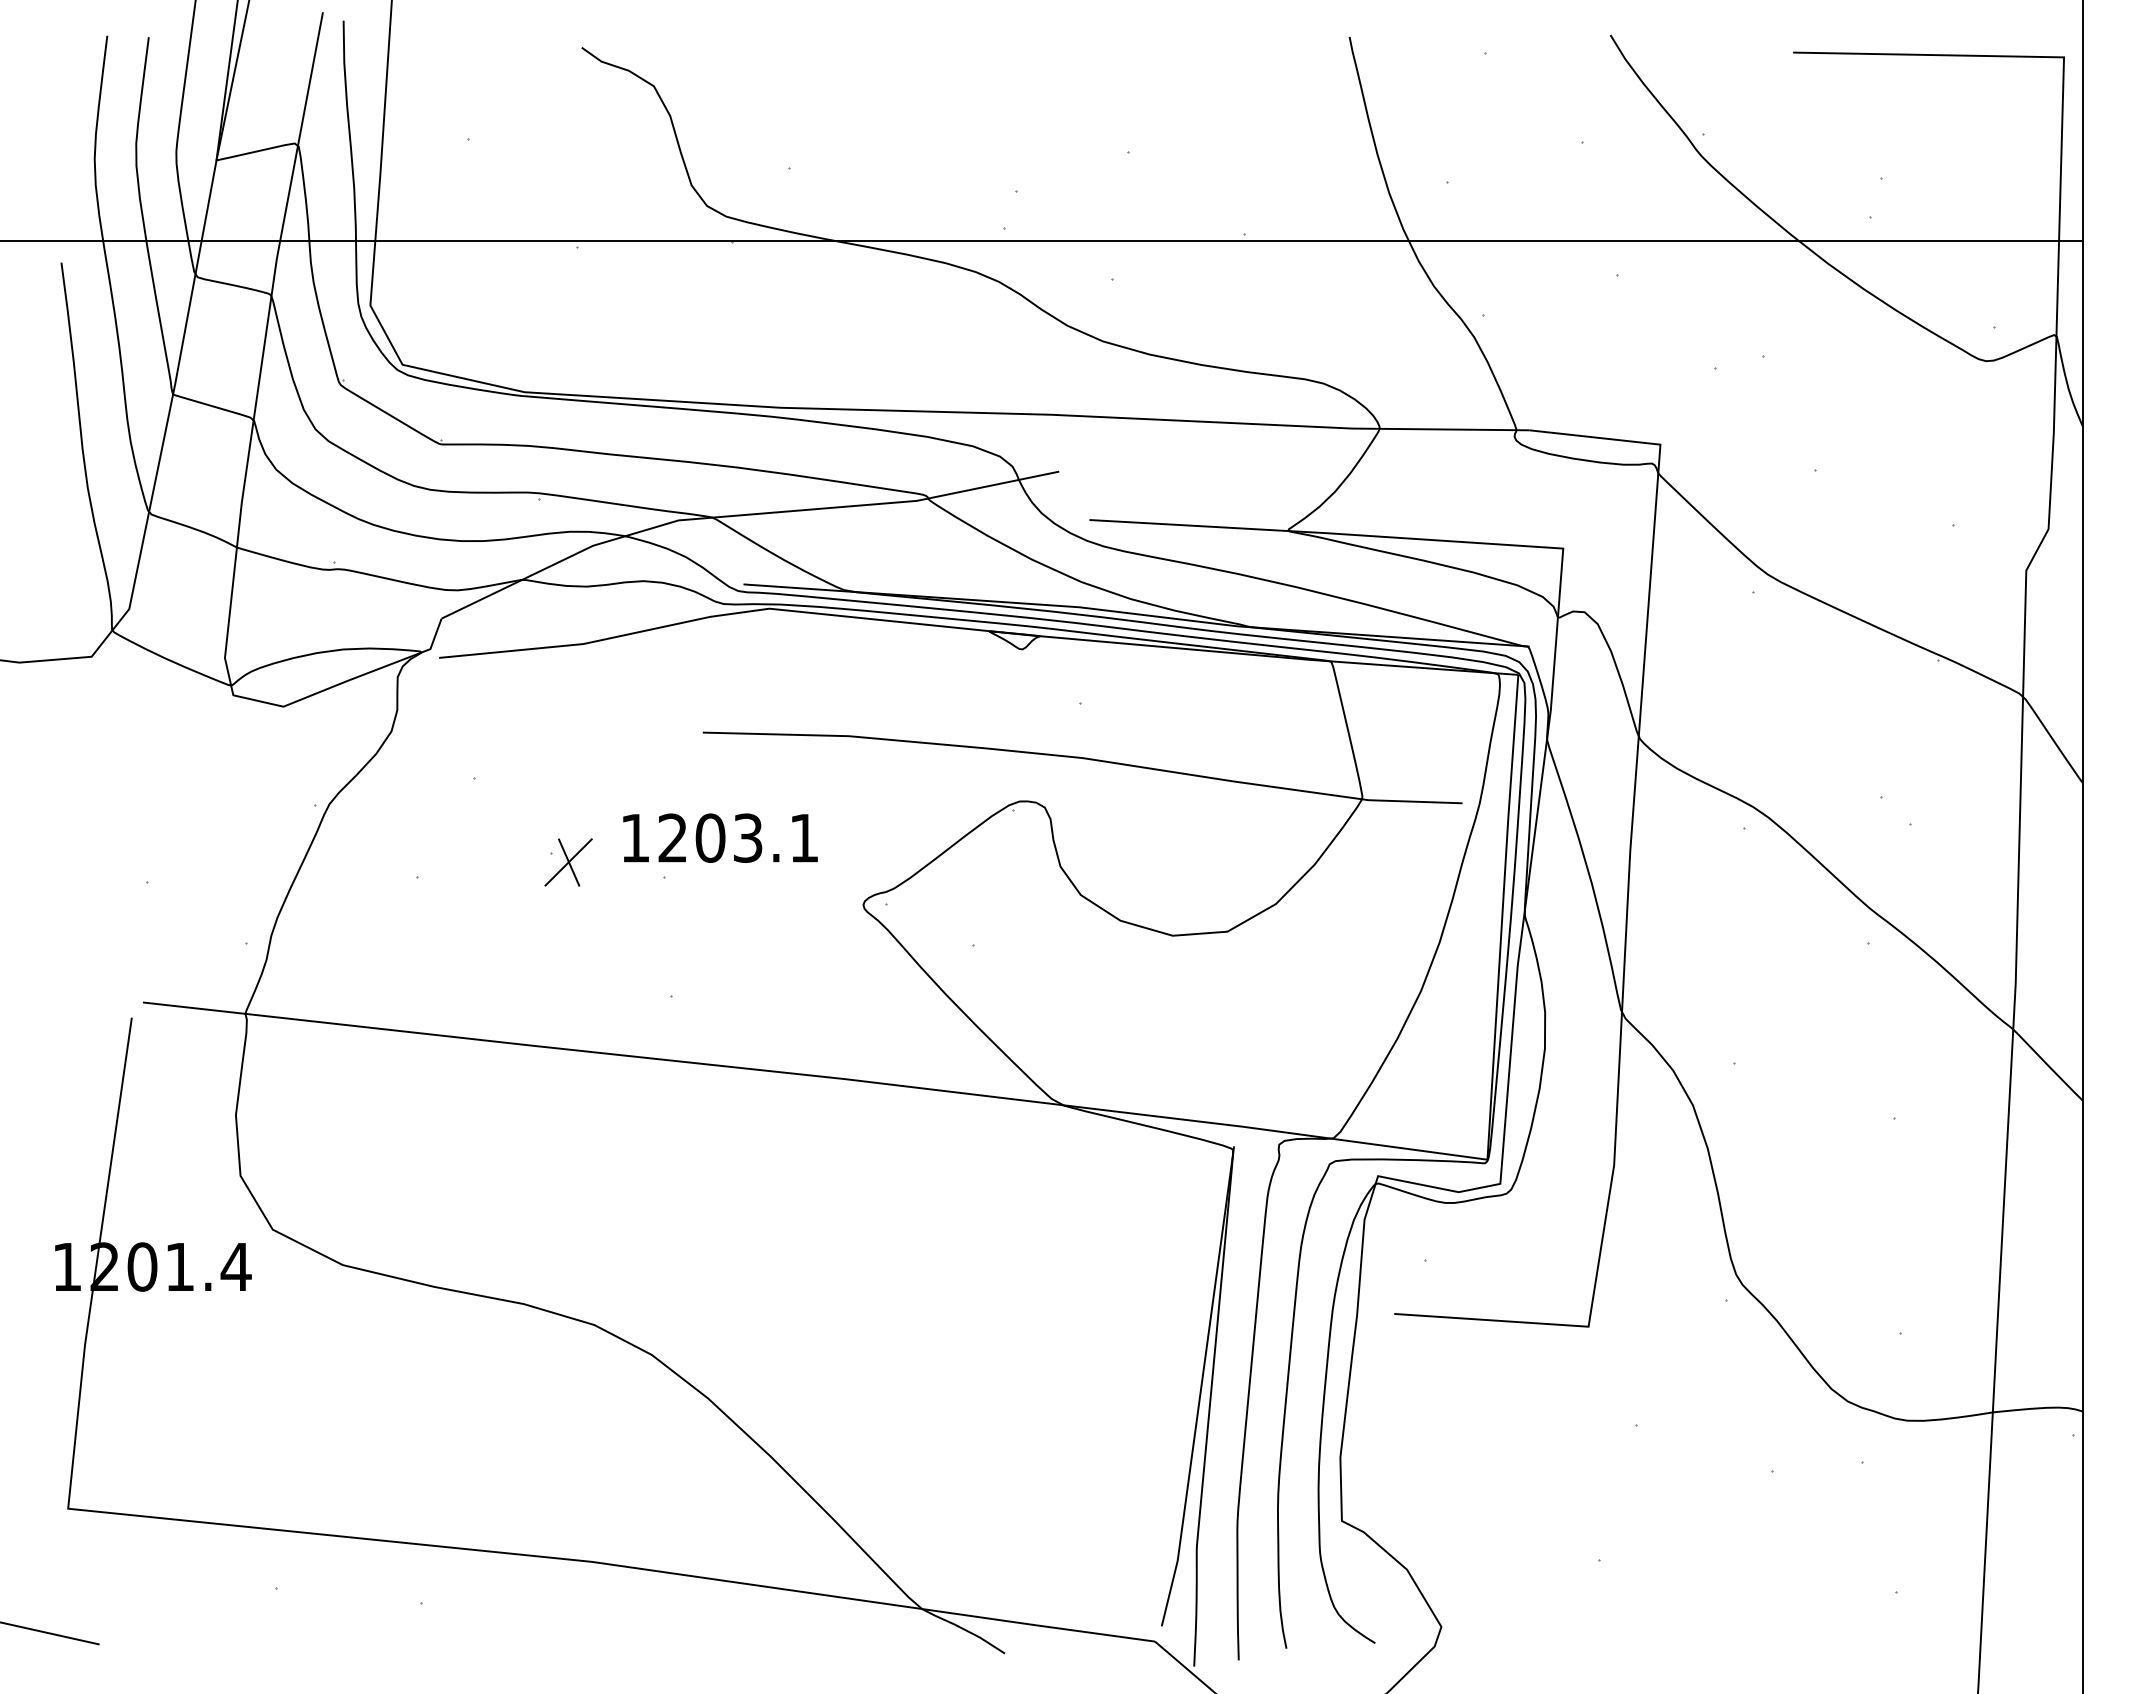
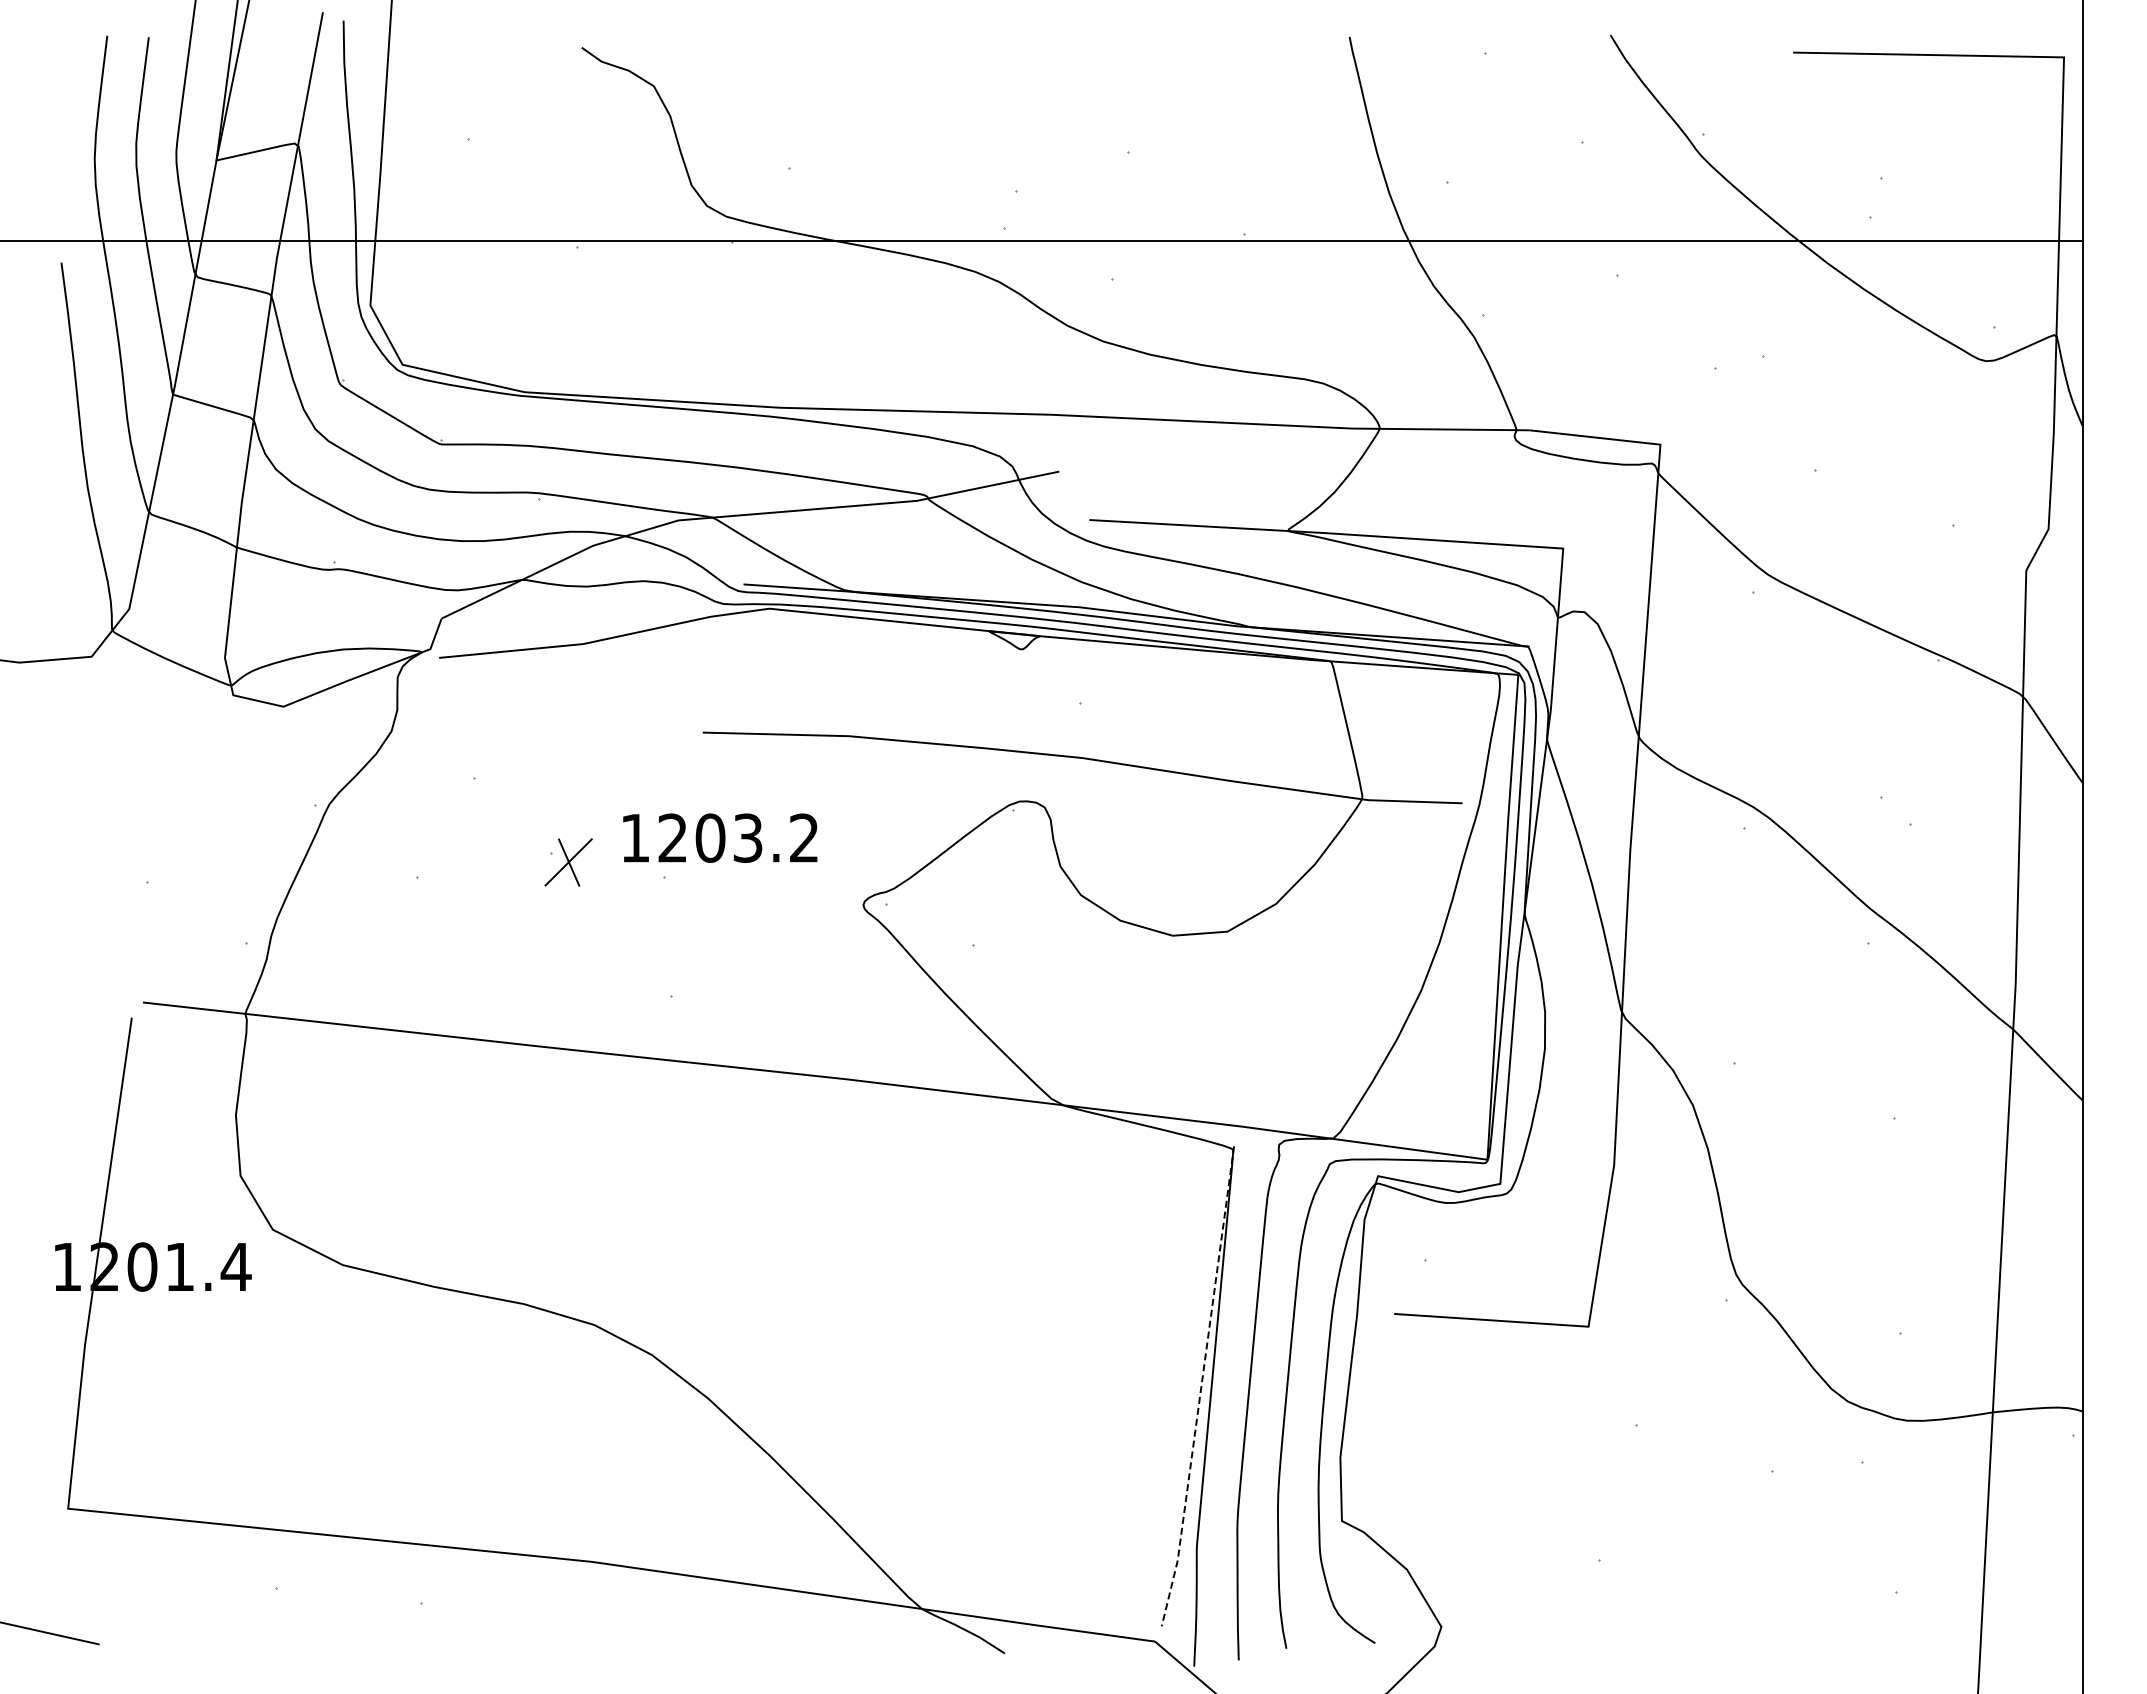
text: 1203.1 -> 1203.2 (803, 837)
line: solid -> dashed (1201, 1387)
